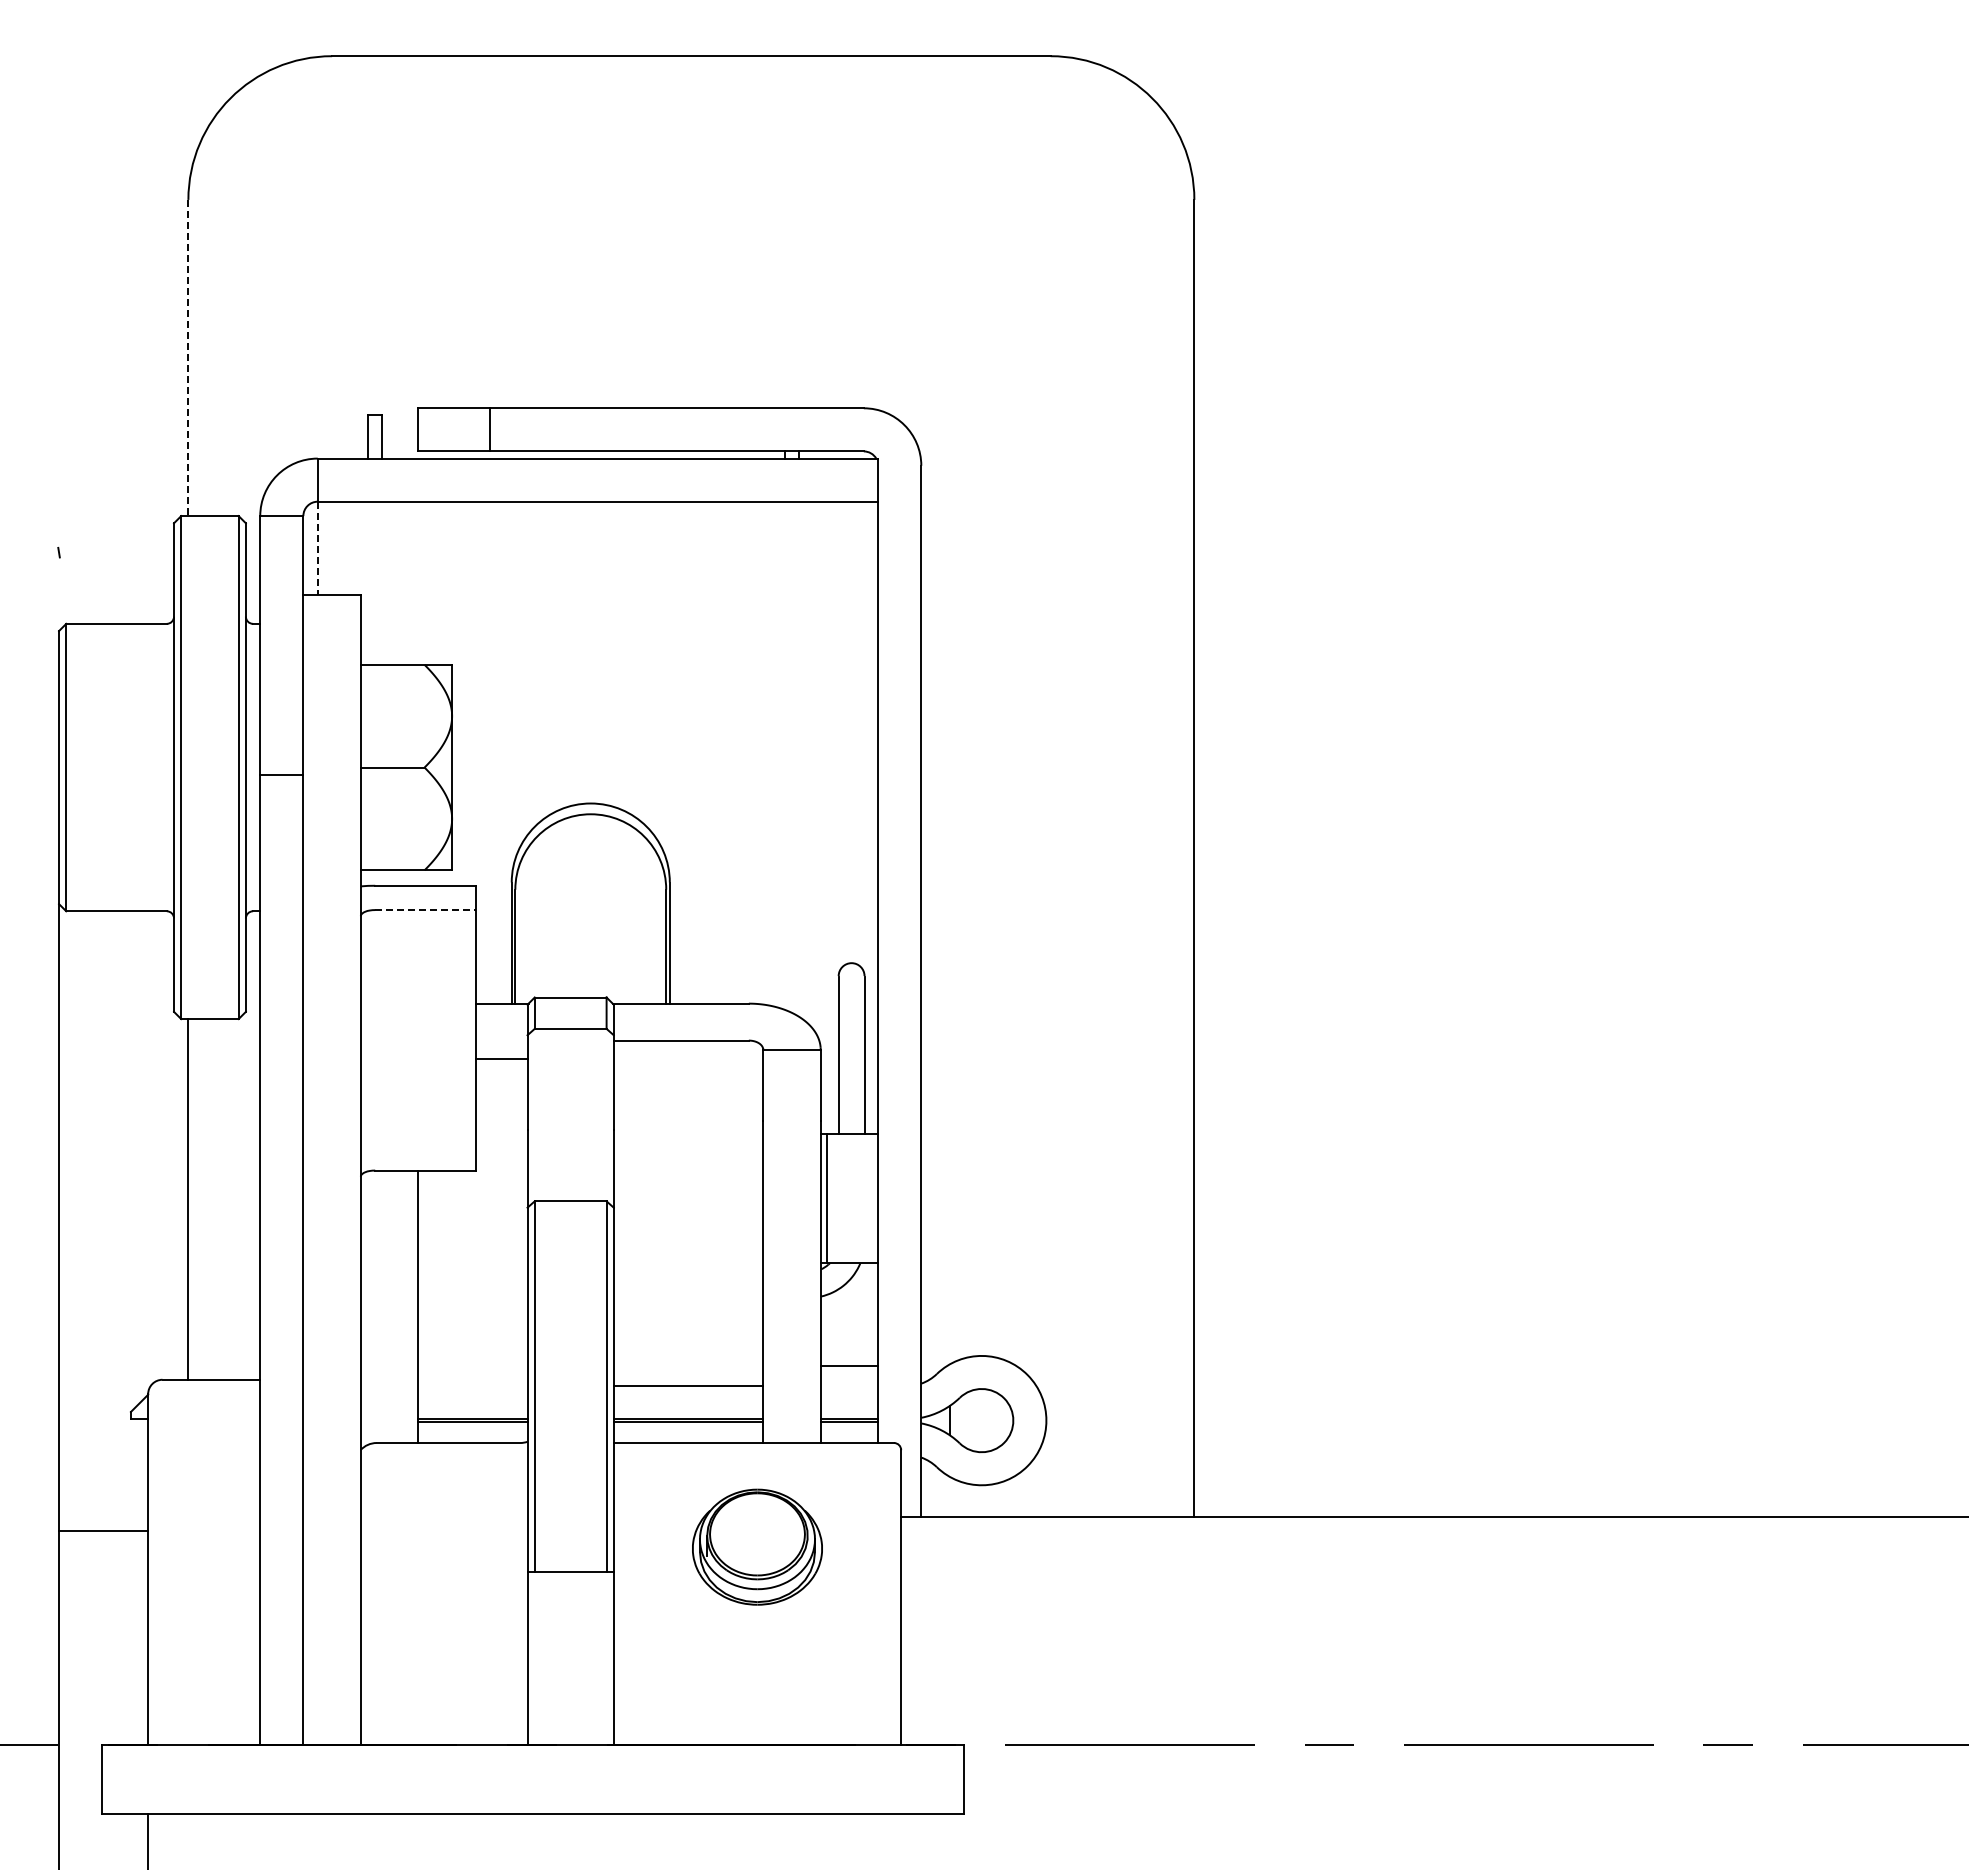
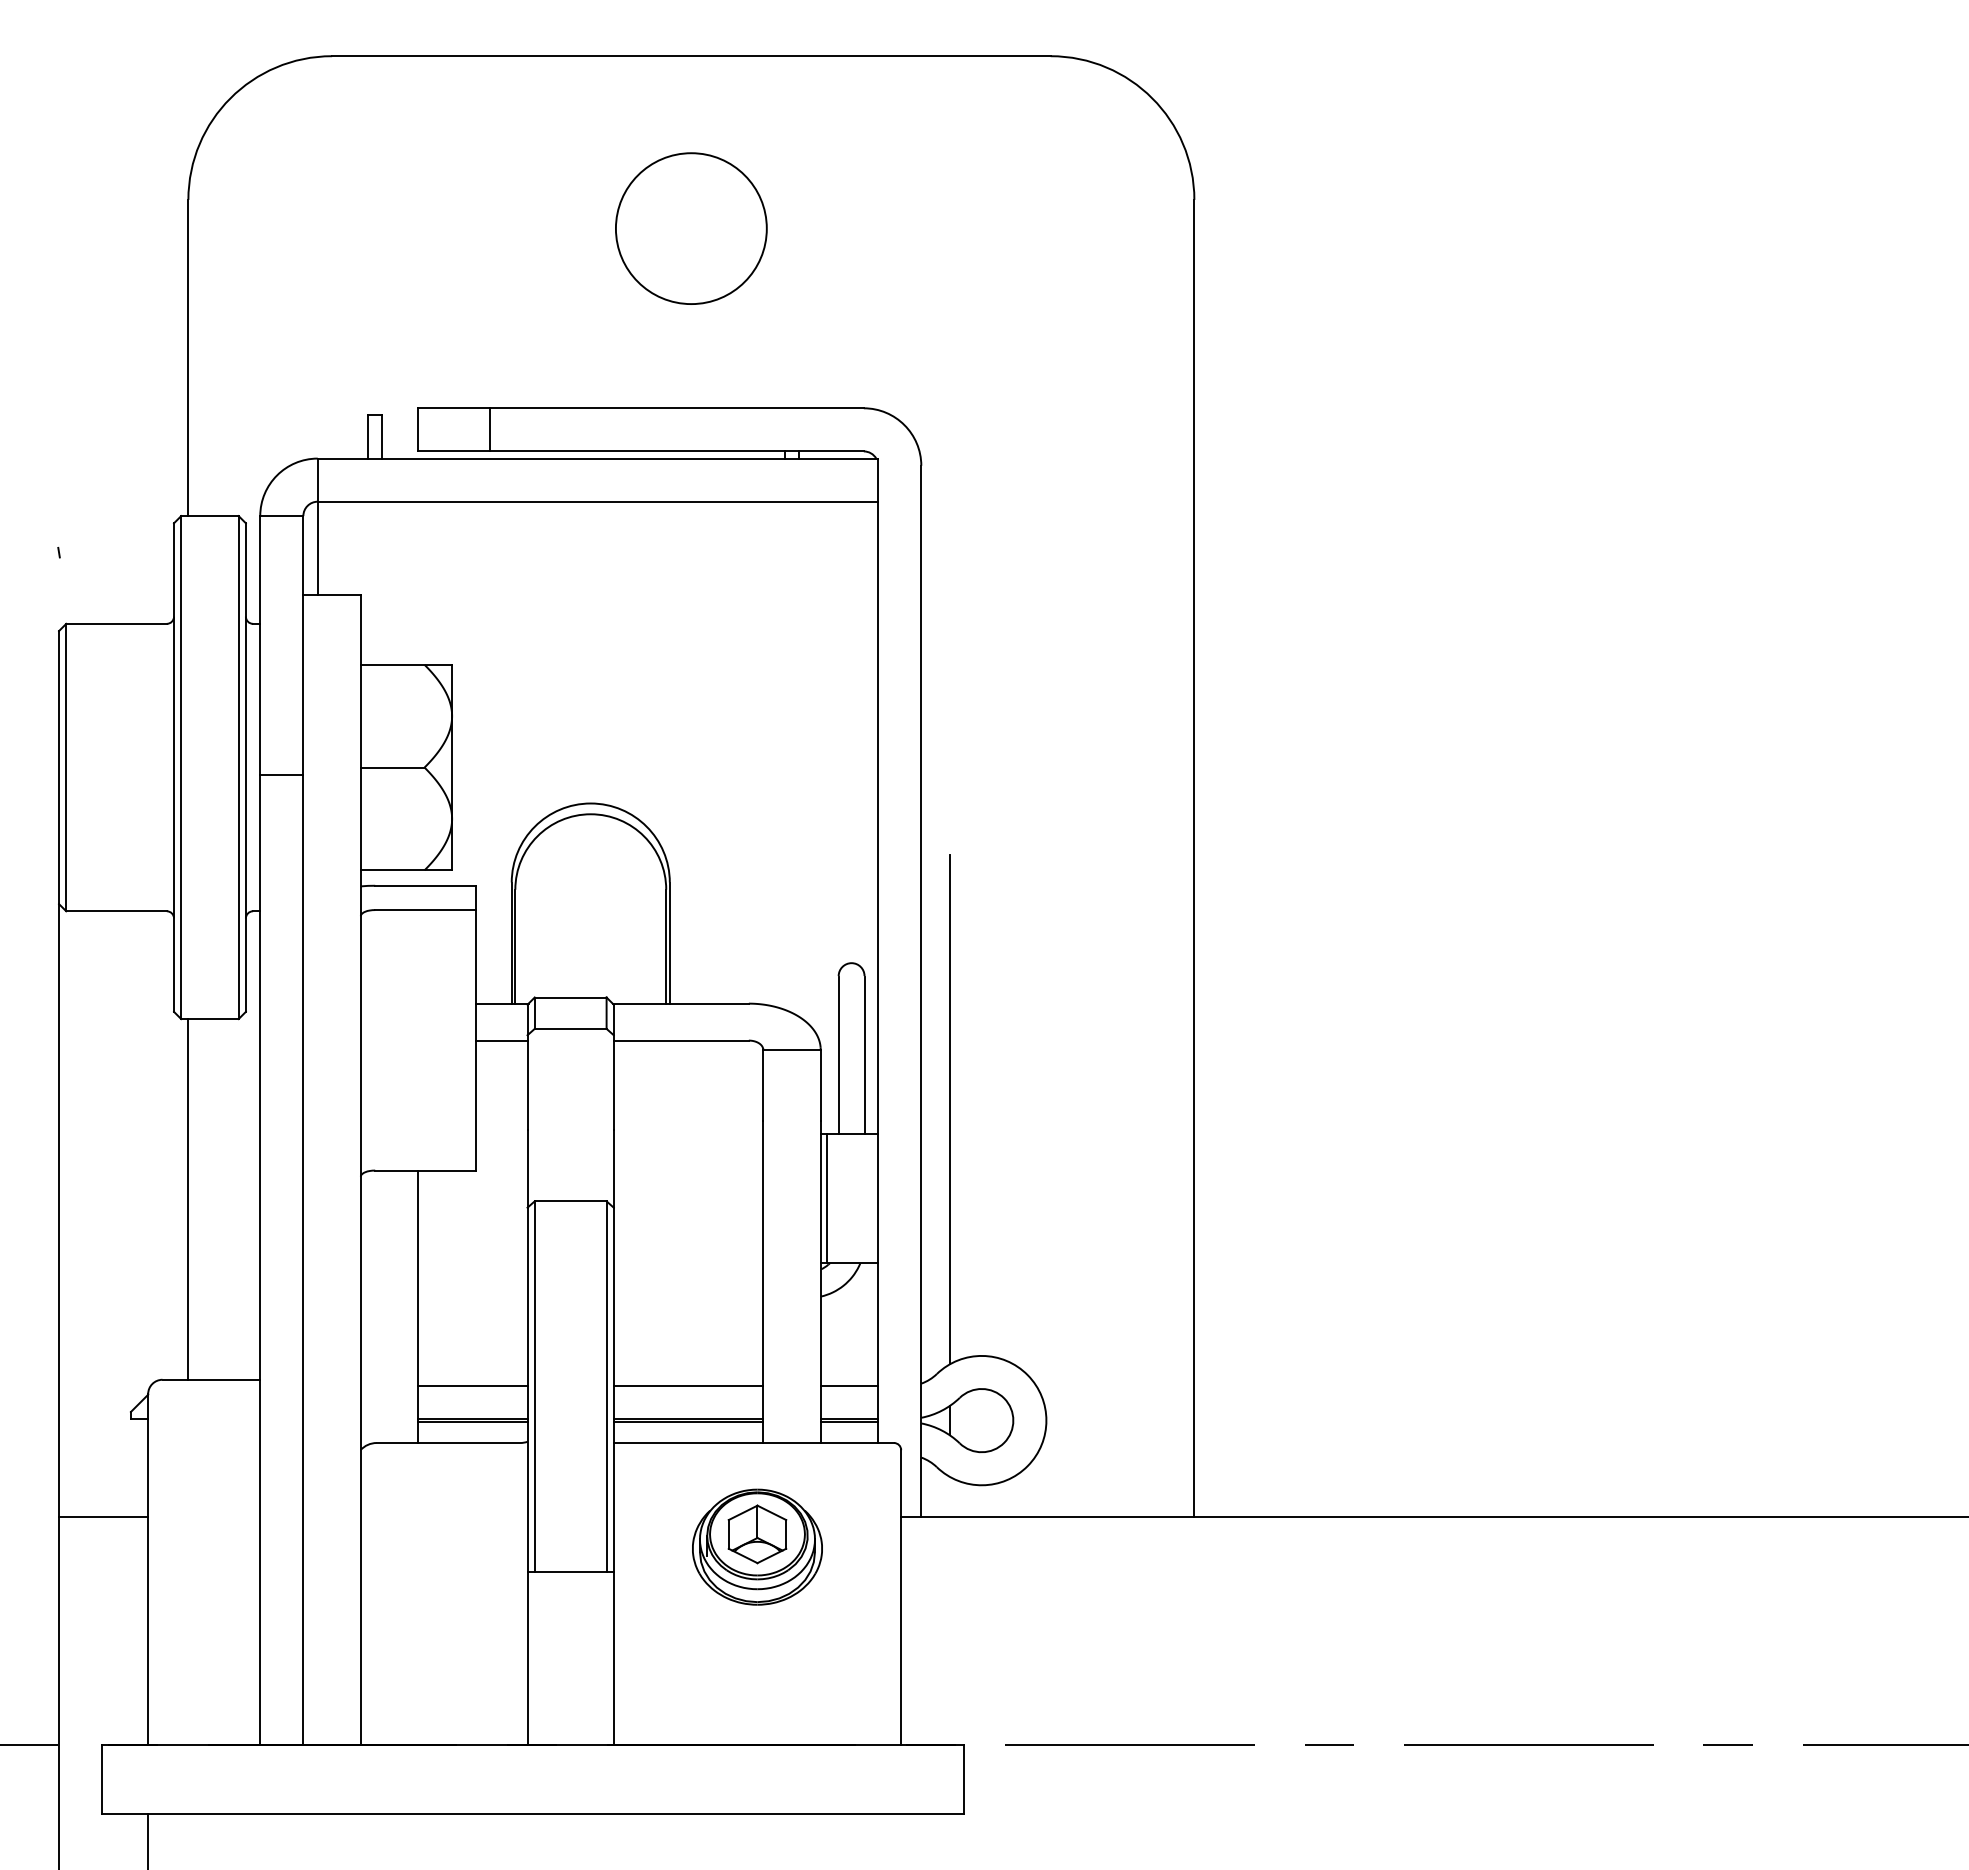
circle: none -> present (691, 228)
line: dashed -> solid (188, 358)
line: dashed -> solid (317, 548)
line: dashed -> solid (426, 910)
line position: (501, 1058) -> (501, 1040) (501, 1040)
line: none -> present (950, 1109)
line position: (849, 1366) -> (849, 1386) (849, 1386)
line: none -> present (472, 1386)
line position: (103, 1530) -> (103, 1516) (103, 1516)
part: none -> present (757, 1534)
